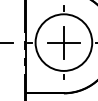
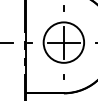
circle diameter: 57 px -> 40 px (63, 42)
